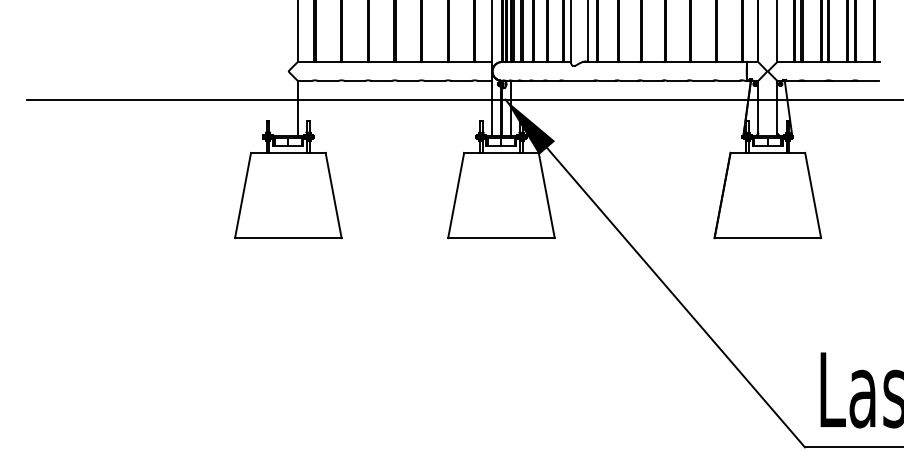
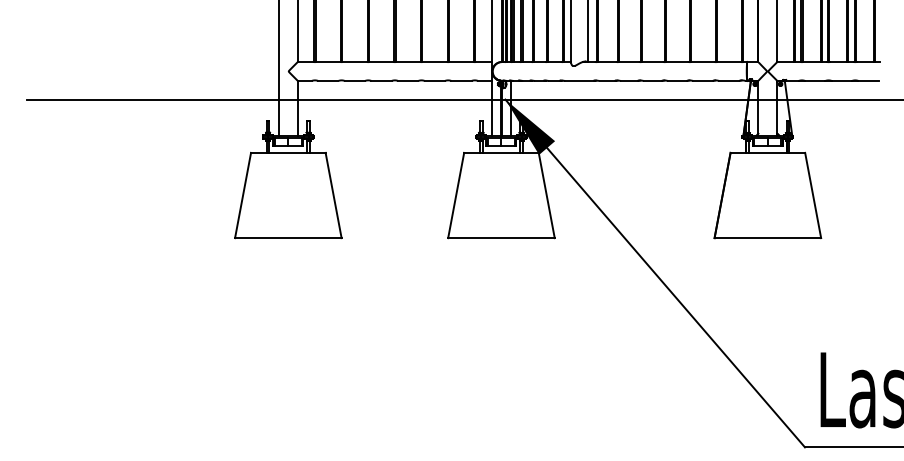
line: none -> present (278, 68)
